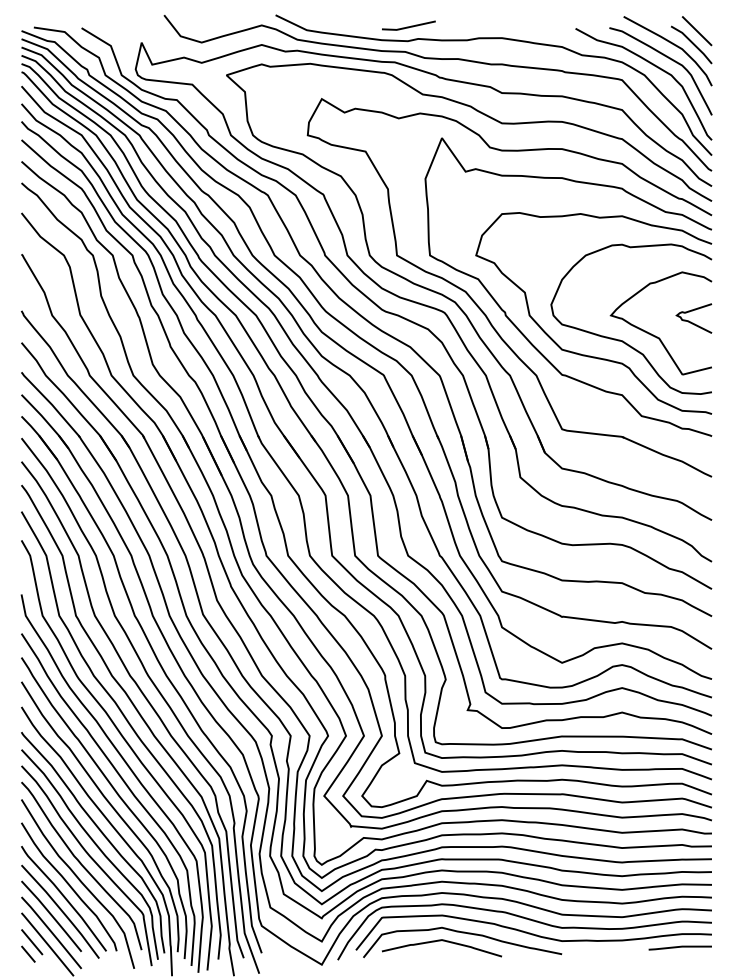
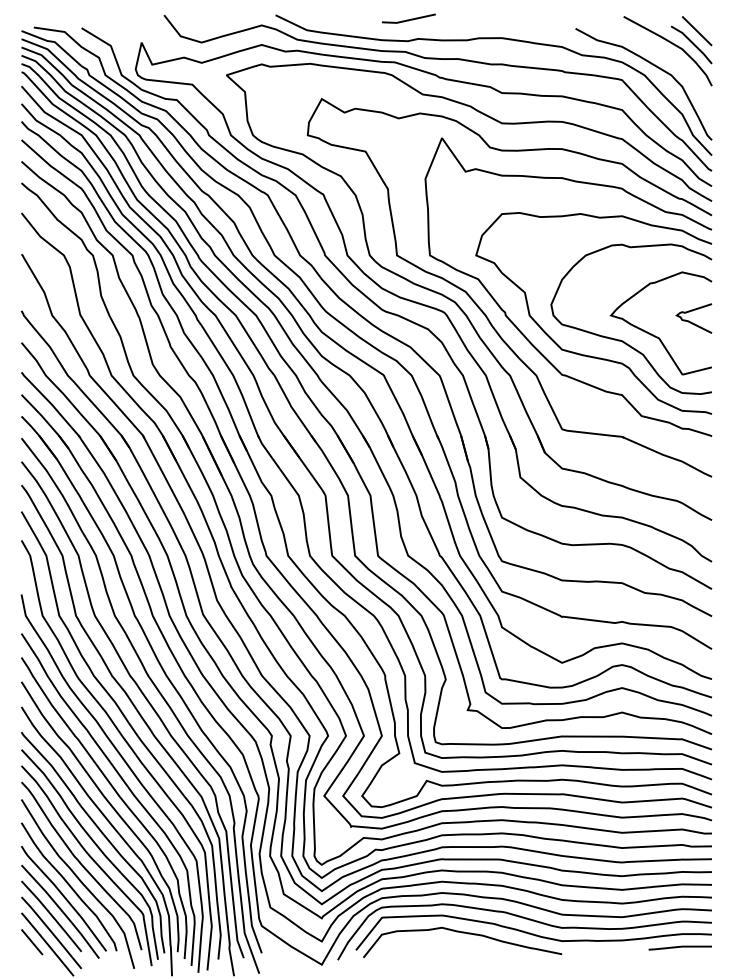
line position: (408, 26) -> (408, 19) (408, 19)
curve: present -> none (669, 59)
curve: present -> none (441, 941)
line: present -> none (28, 953)
